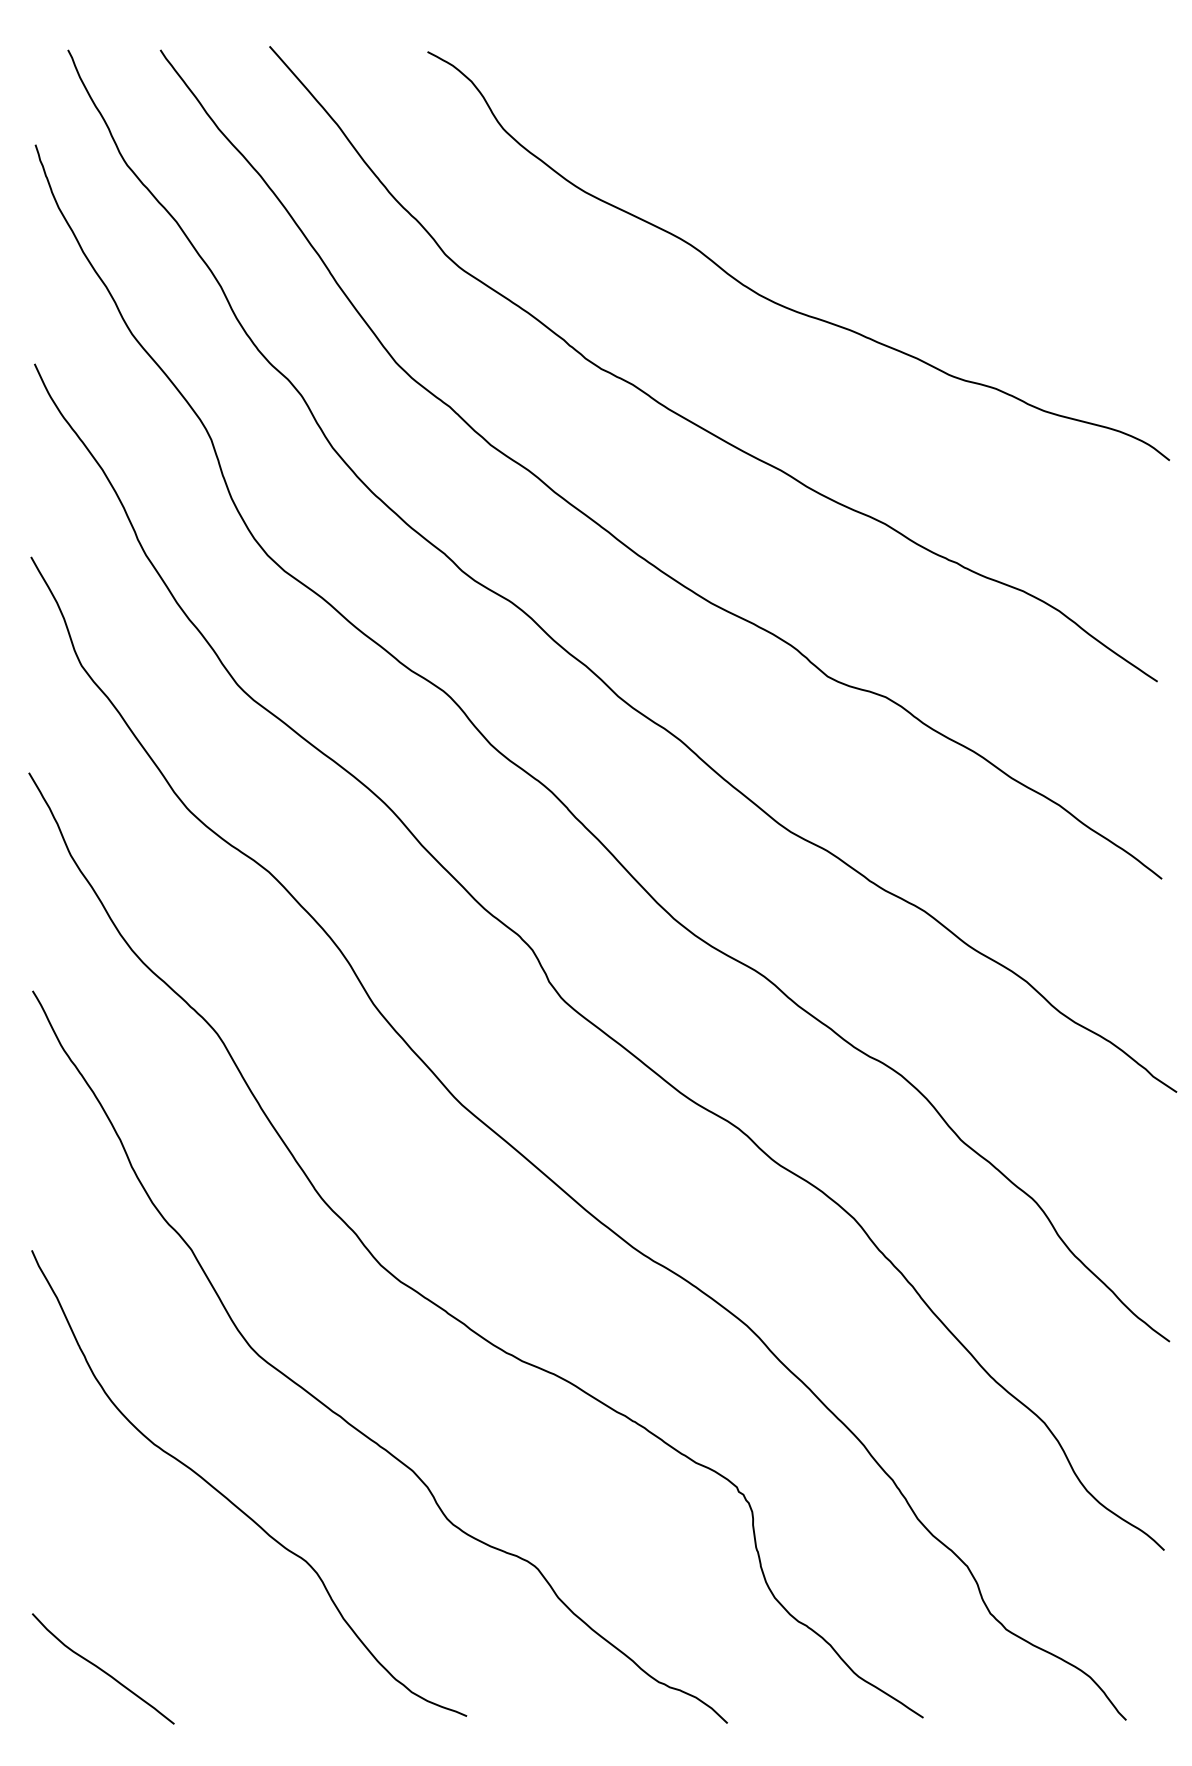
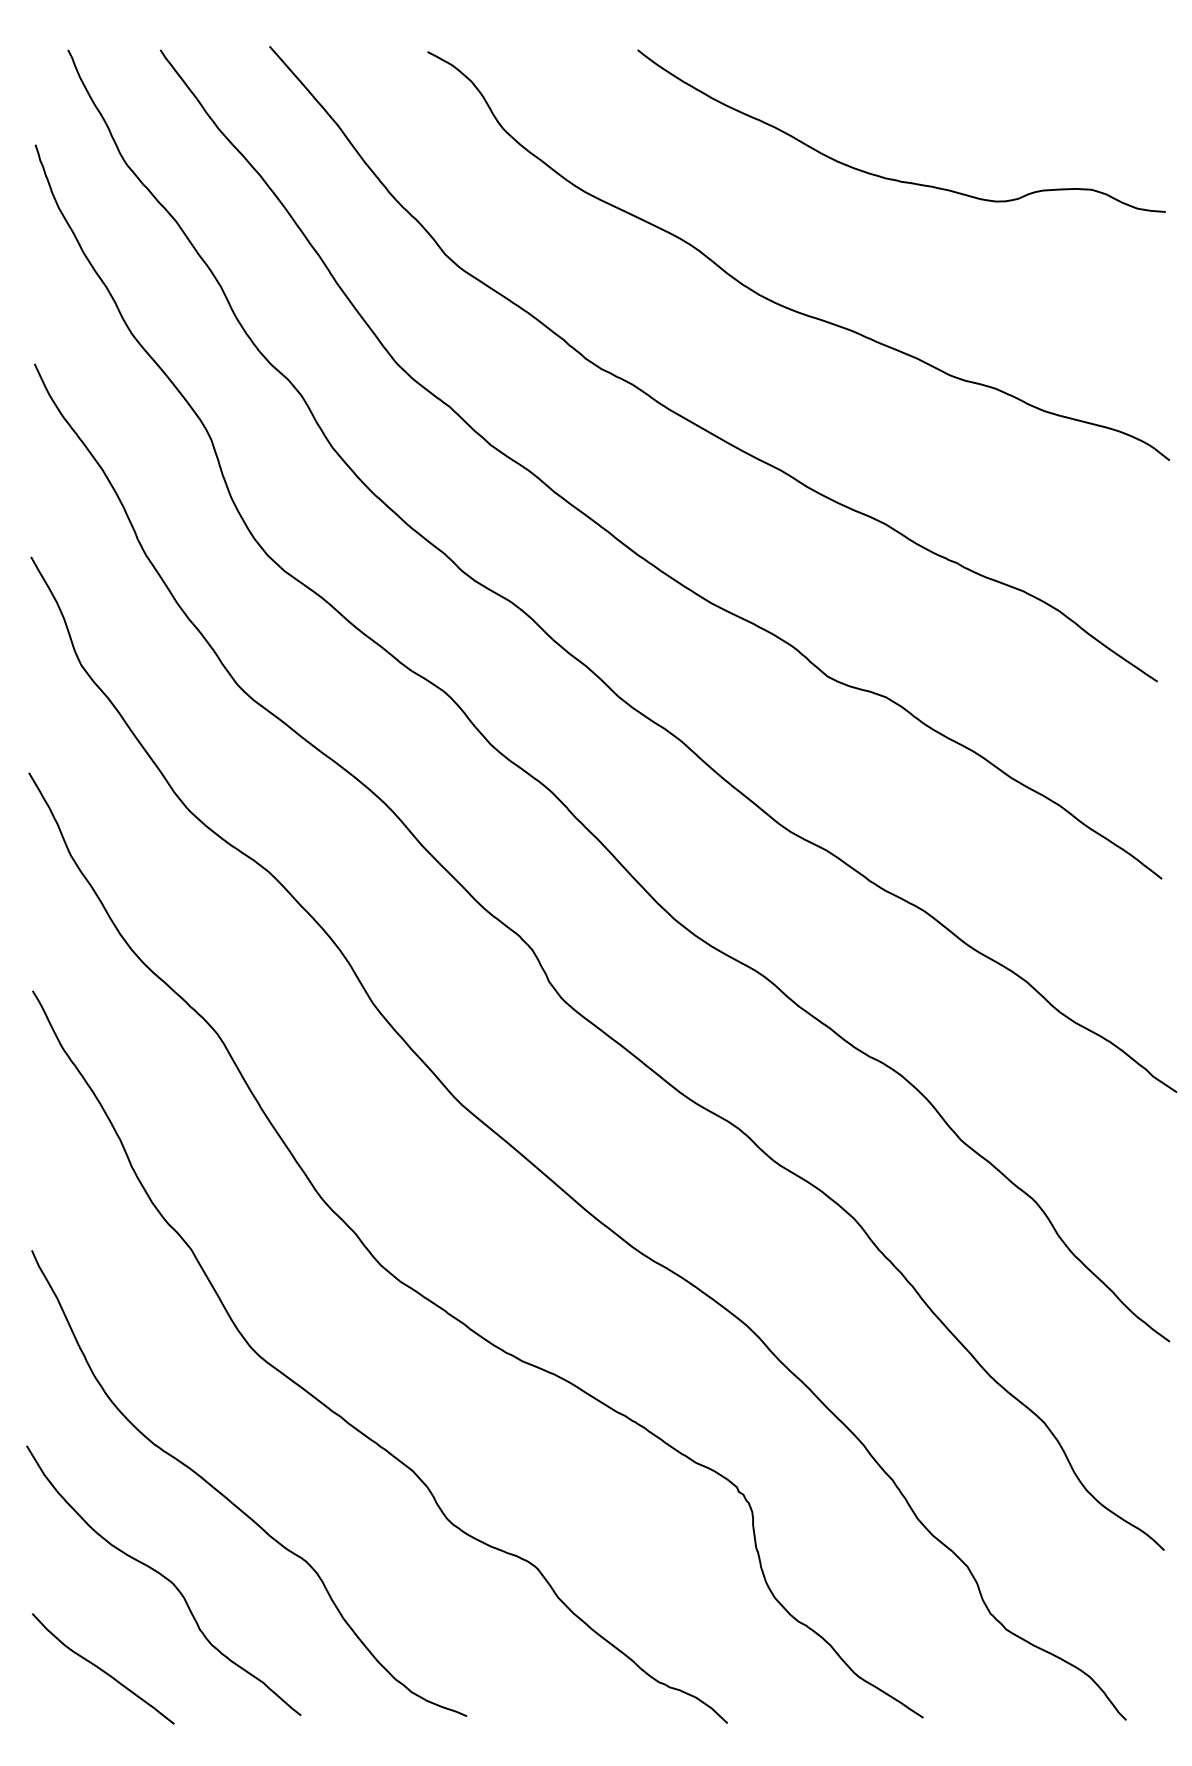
curve: none -> present (892, 178)
curve: none -> present (164, 1578)
